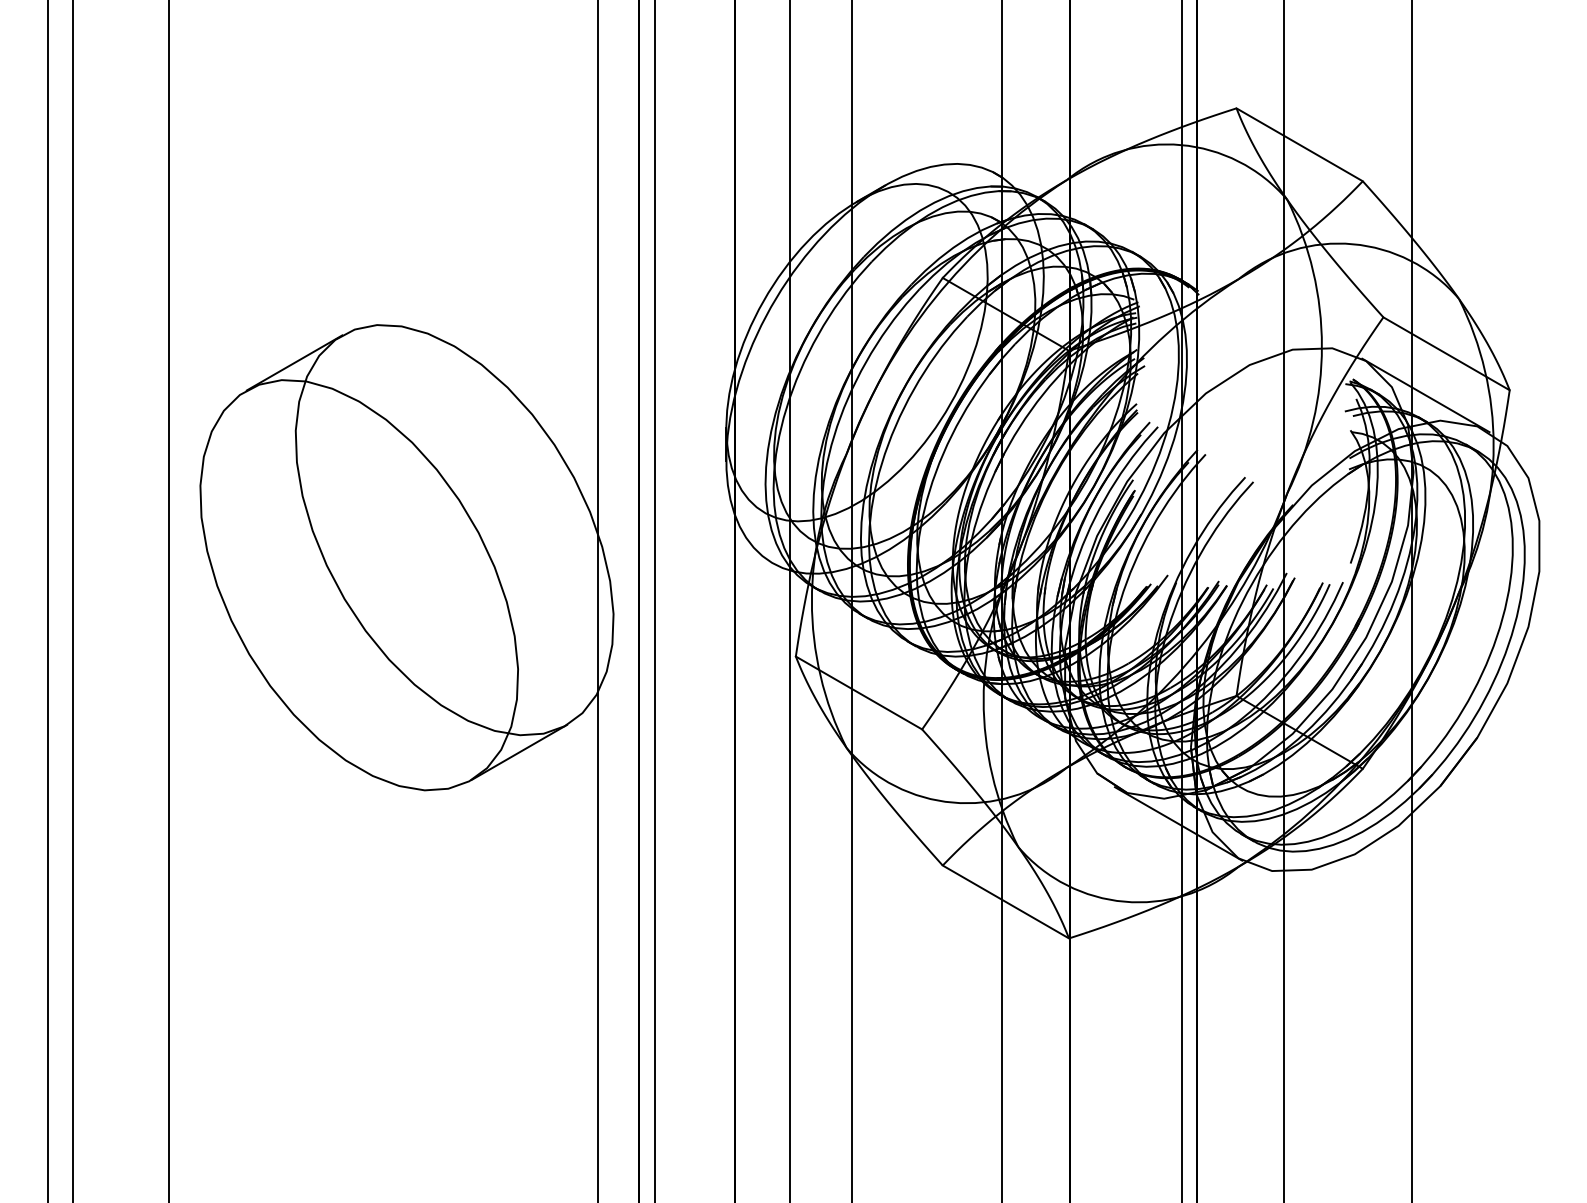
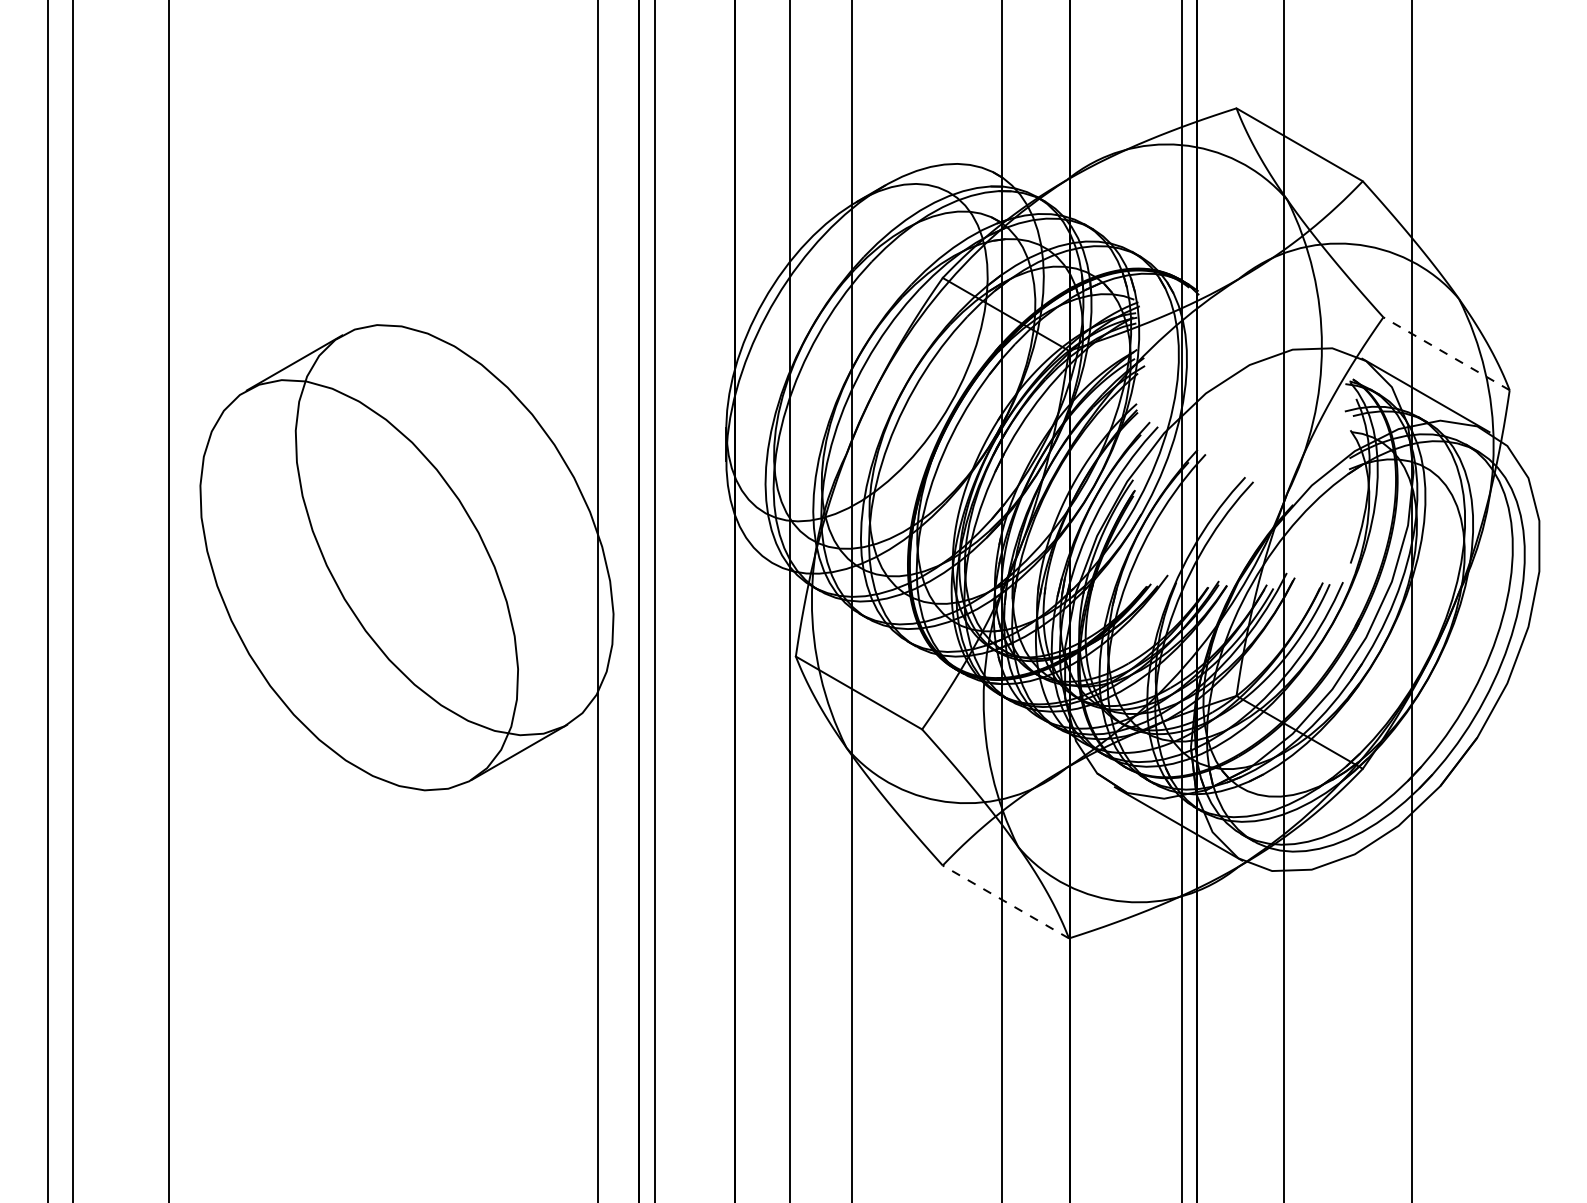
line: solid -> dashed (1446, 353)
line: solid -> dashed (1005, 901)
